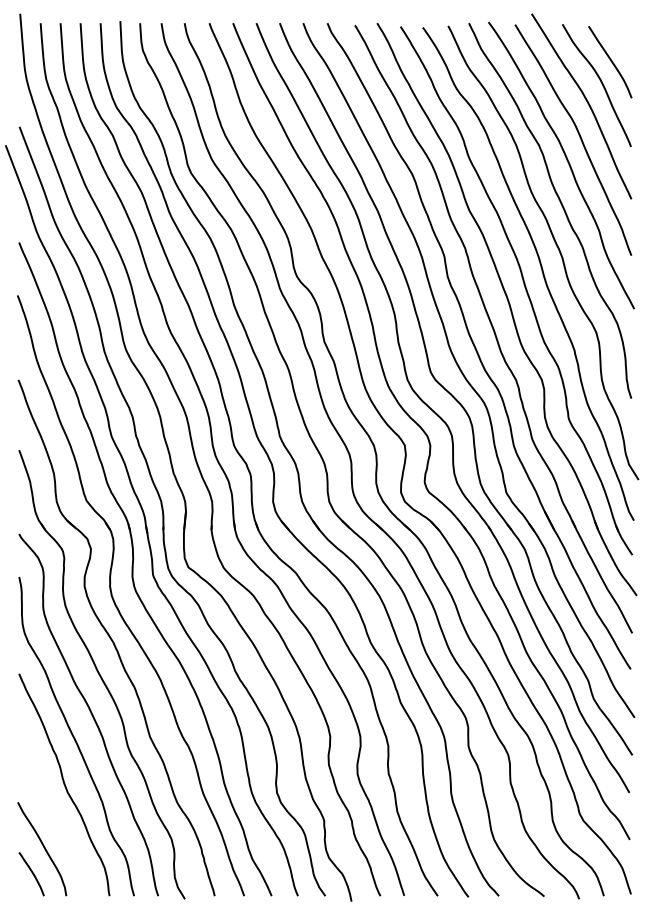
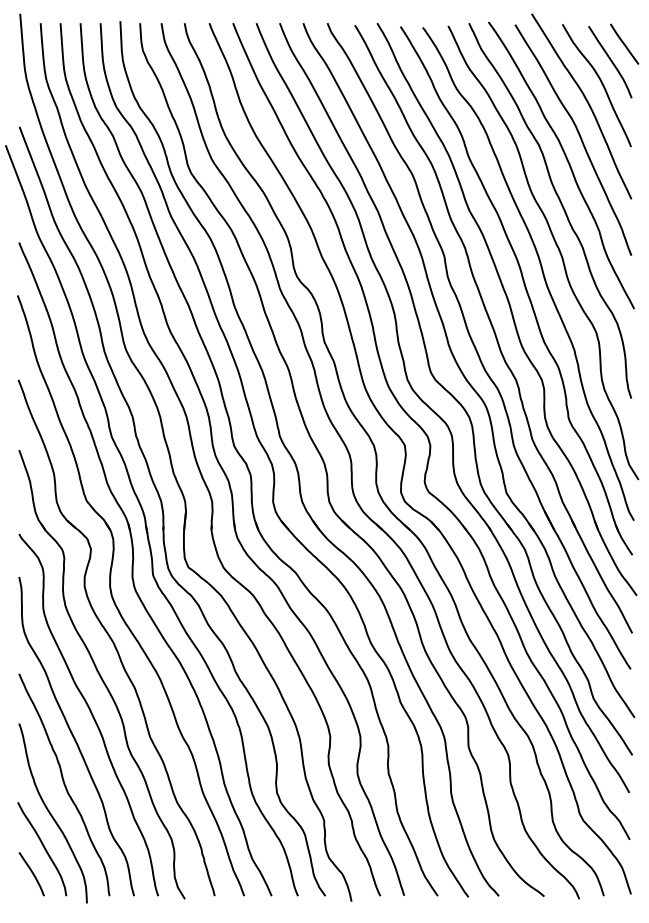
line: none -> present (624, 43)
curve: none -> present (51, 813)
